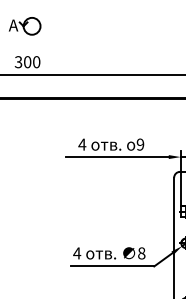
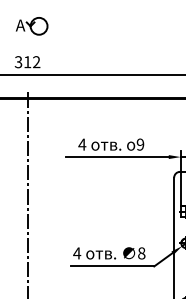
part position: (24, 26) -> (31, 26) (31, 26)
text: 300 -> 312 (32, 62)
line: none -> present (27, 193)
